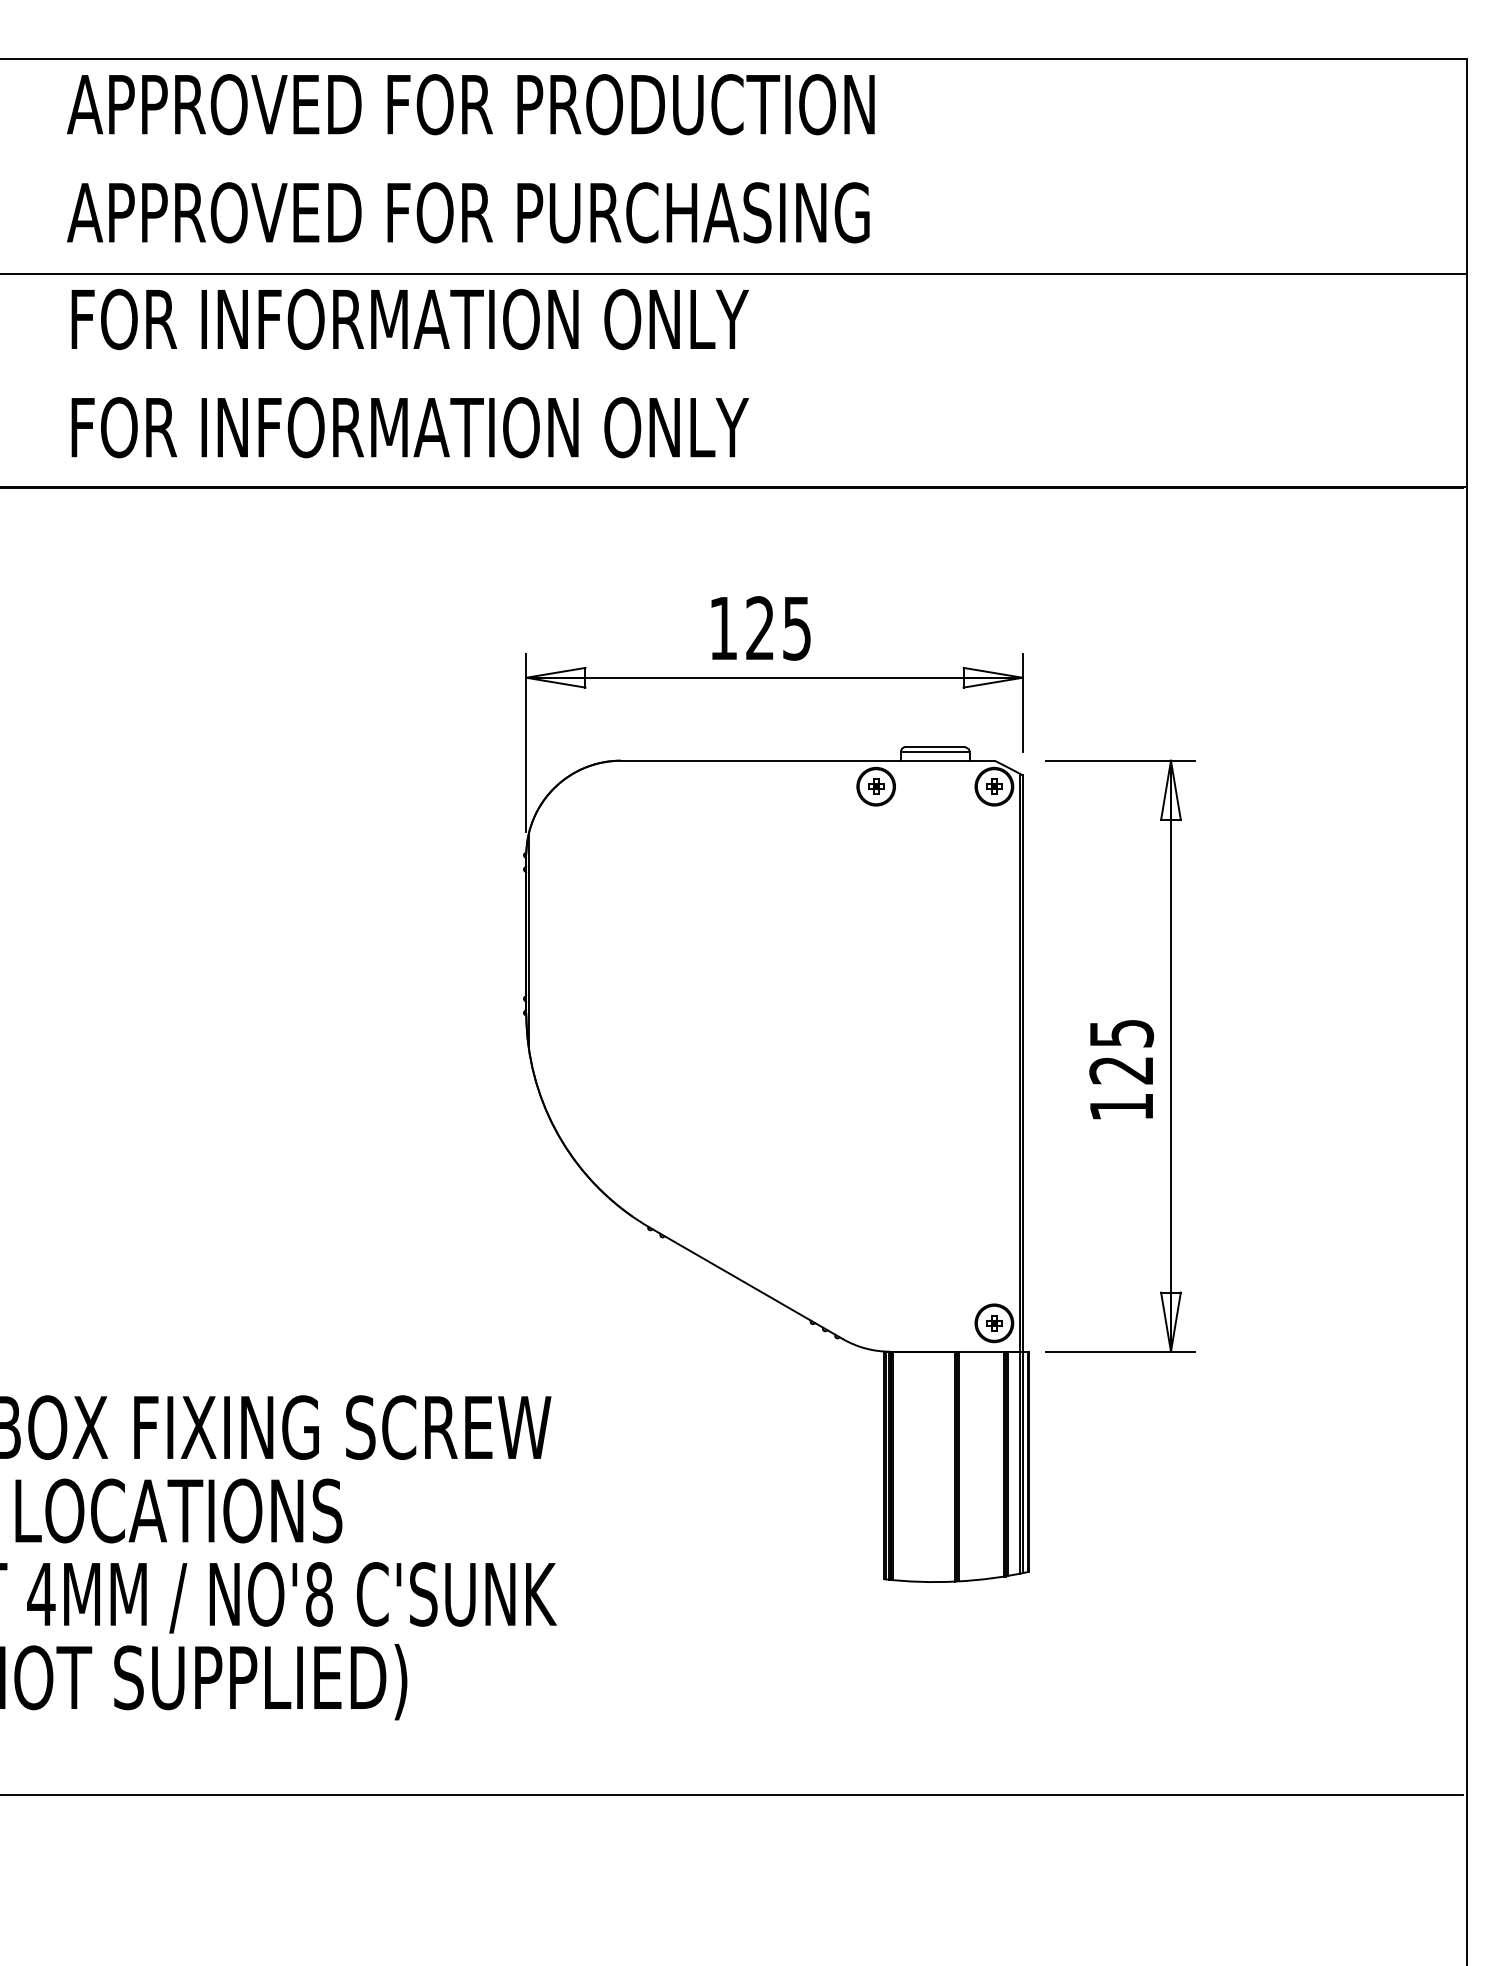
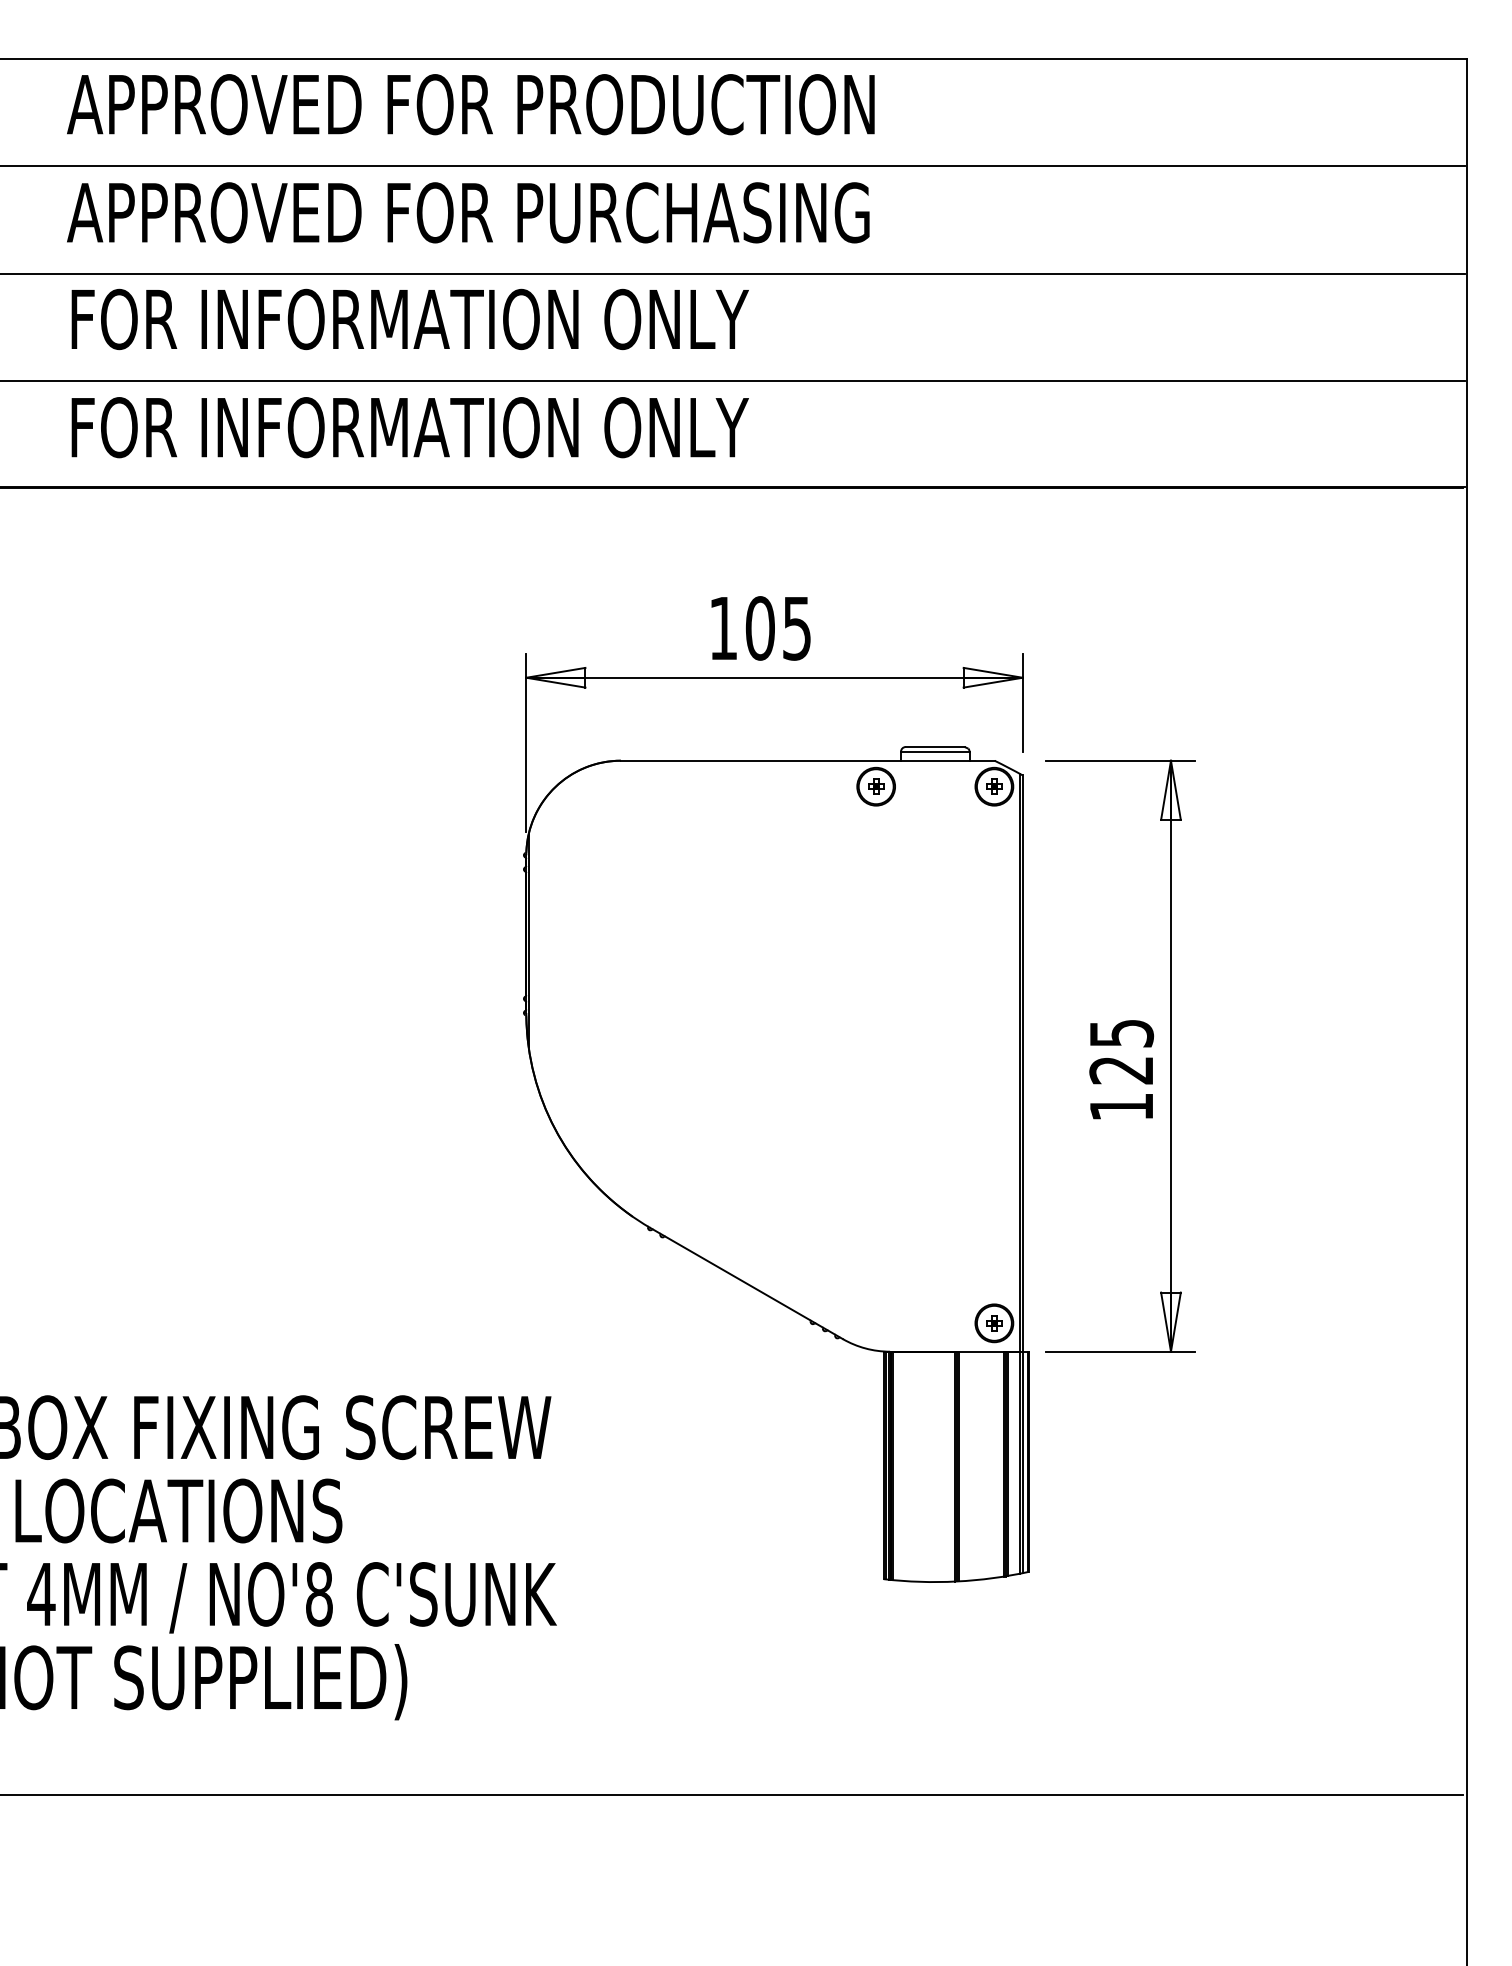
line: none -> present (733, 166)
line: none -> present (733, 381)
text: 125 -> 105 (759, 628)
